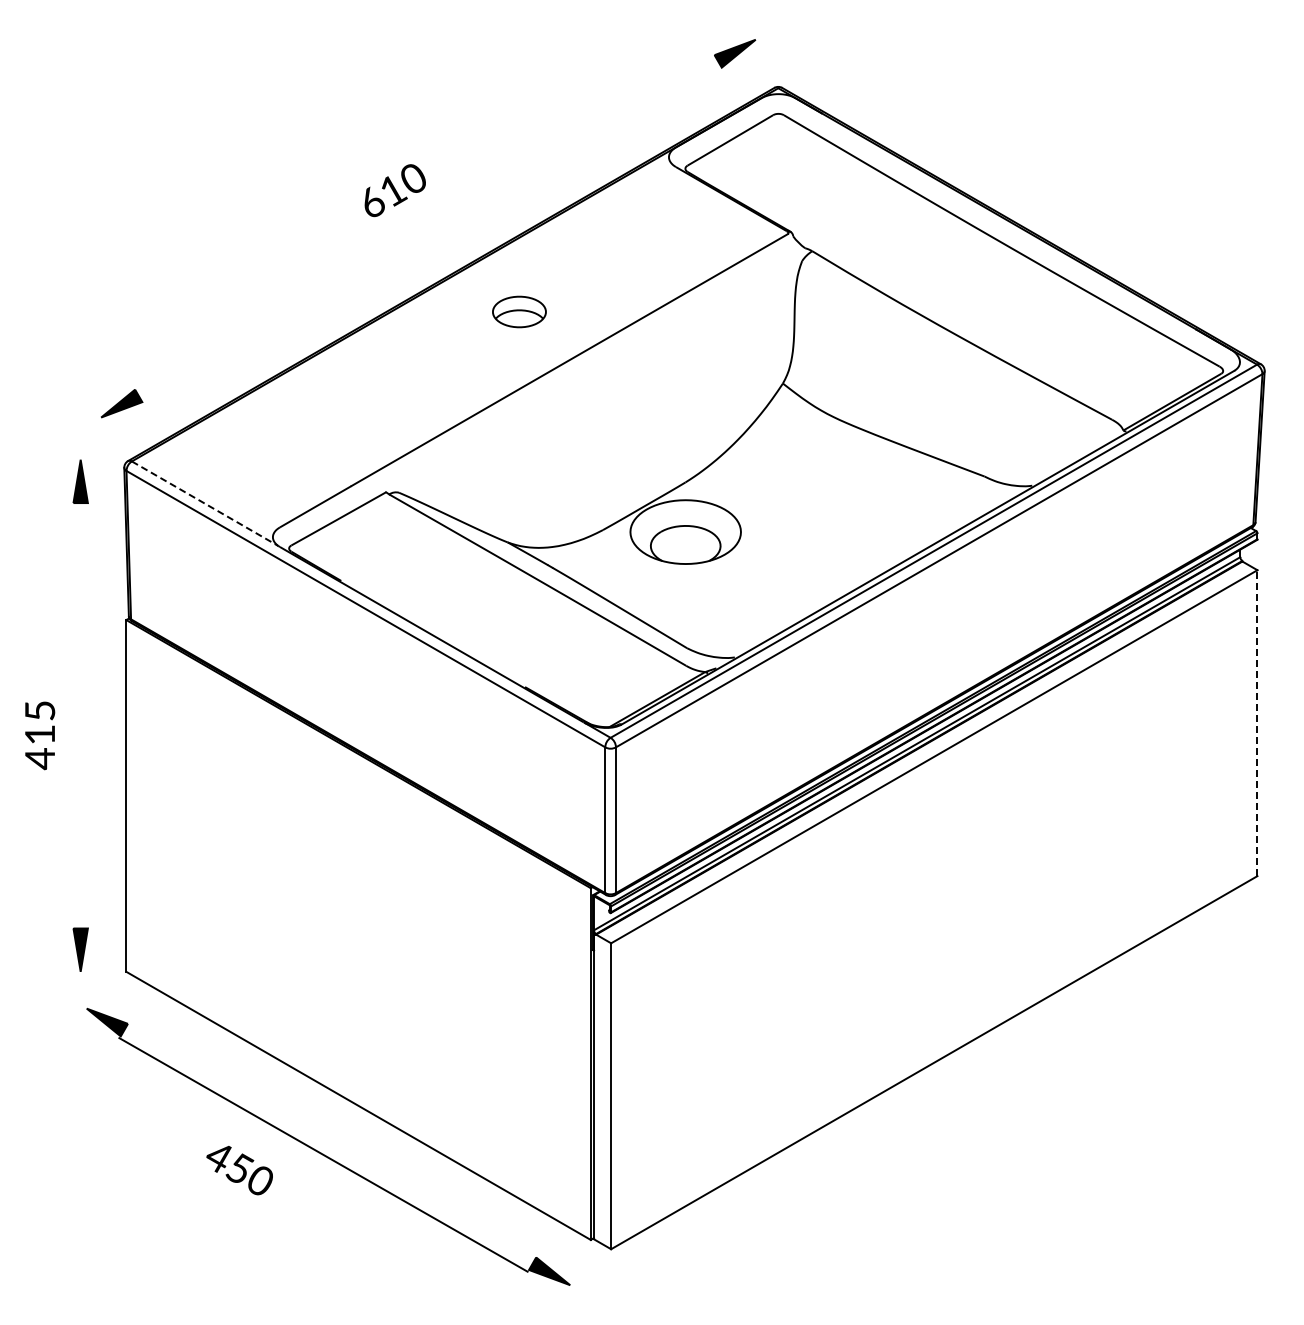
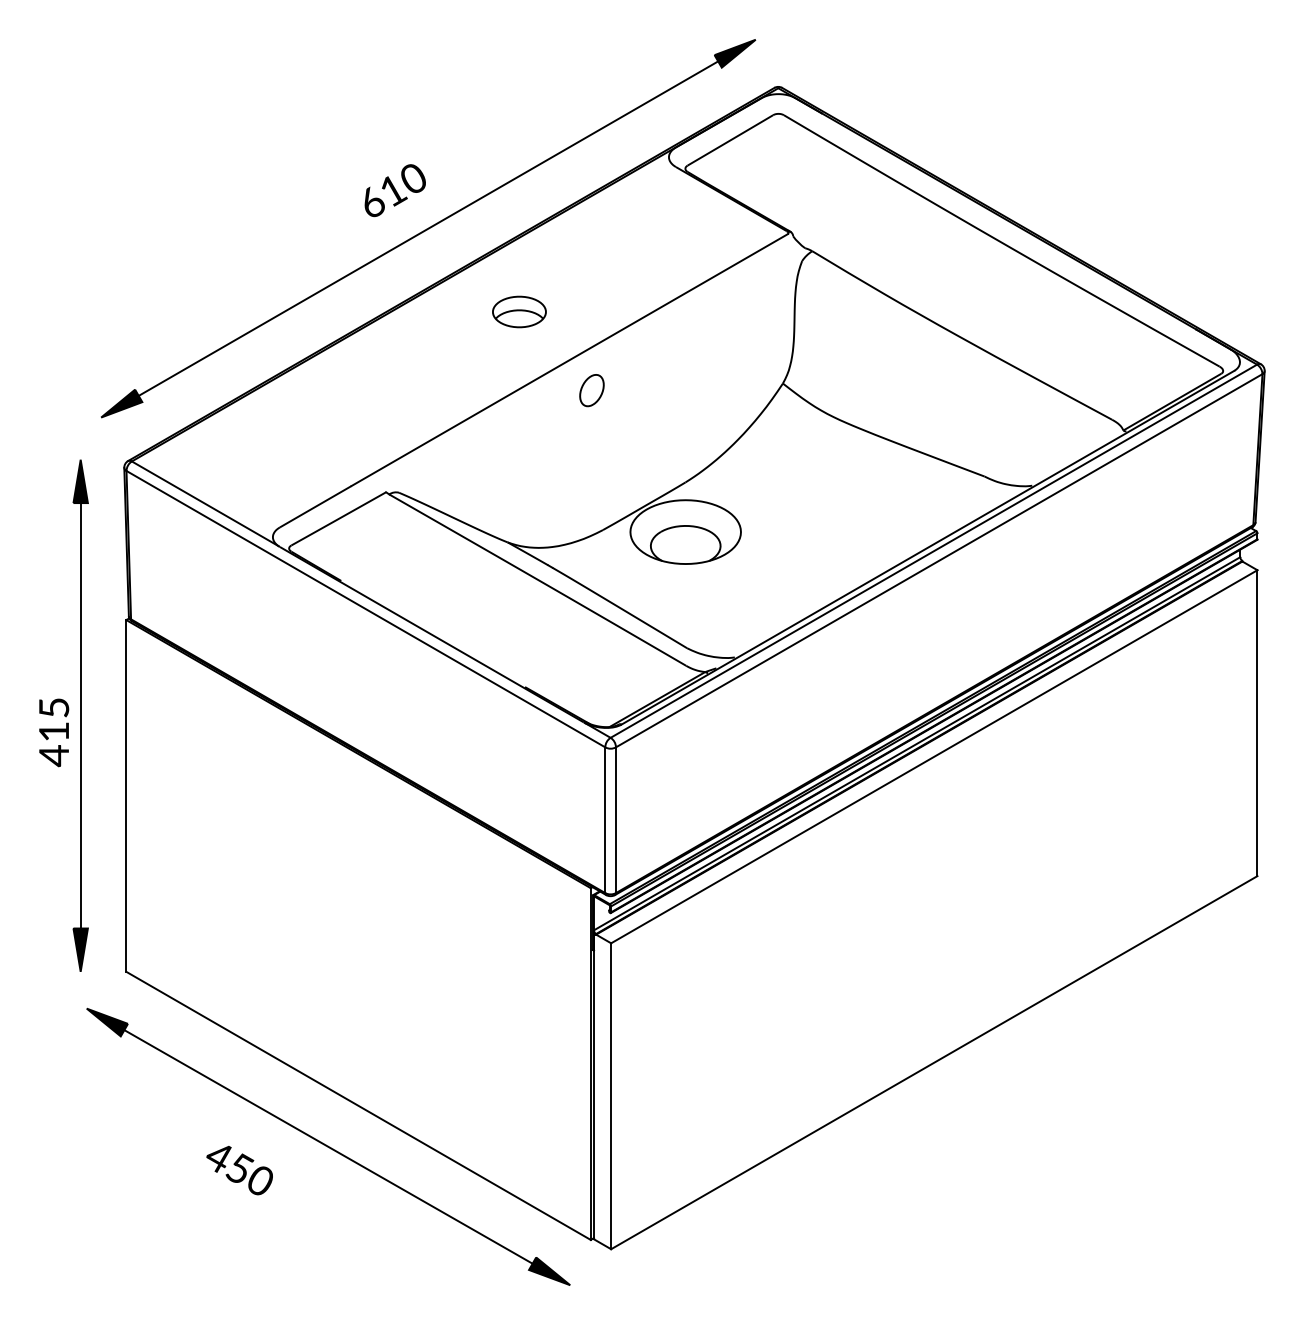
line: none -> present (428, 228)
part: none -> present (591, 390)
line: dashed -> solid (205, 503)
line: none -> present (80, 715)
line: dashed -> solid (1257, 723)
text position: (40, 735) -> (54, 732) (54, 732)
line position: (323, 1154) -> (328, 1146) (328, 1146)
